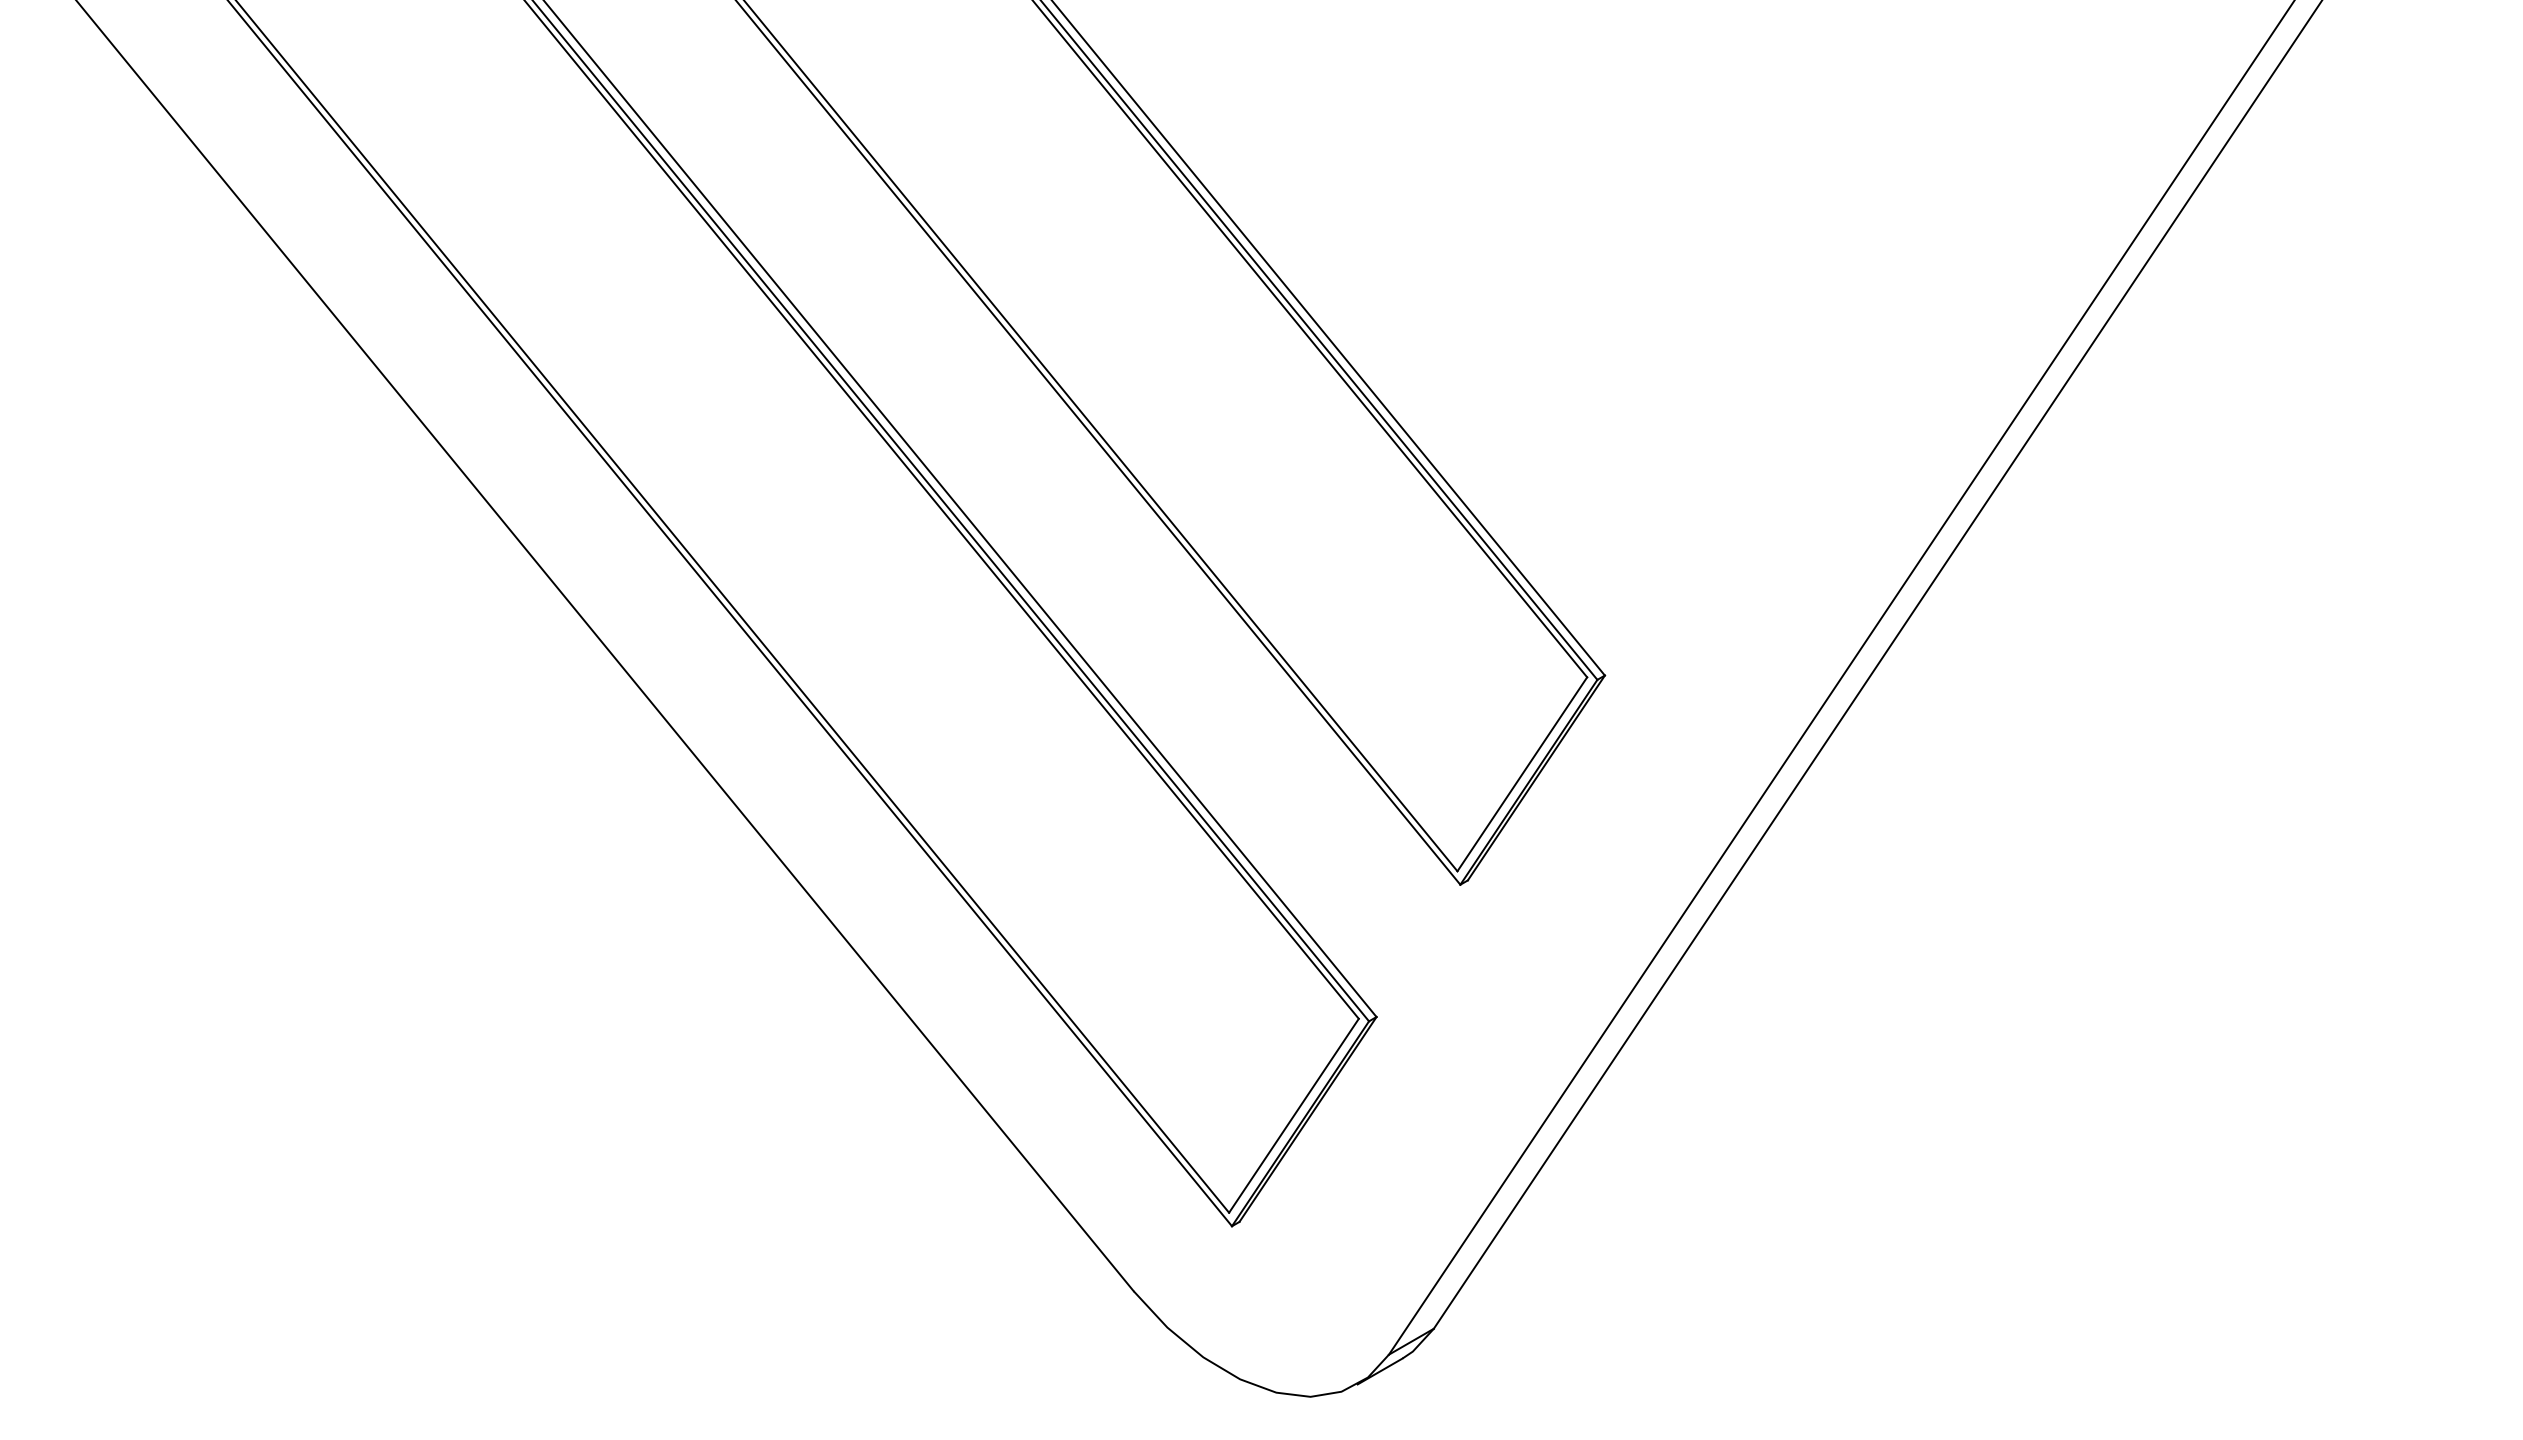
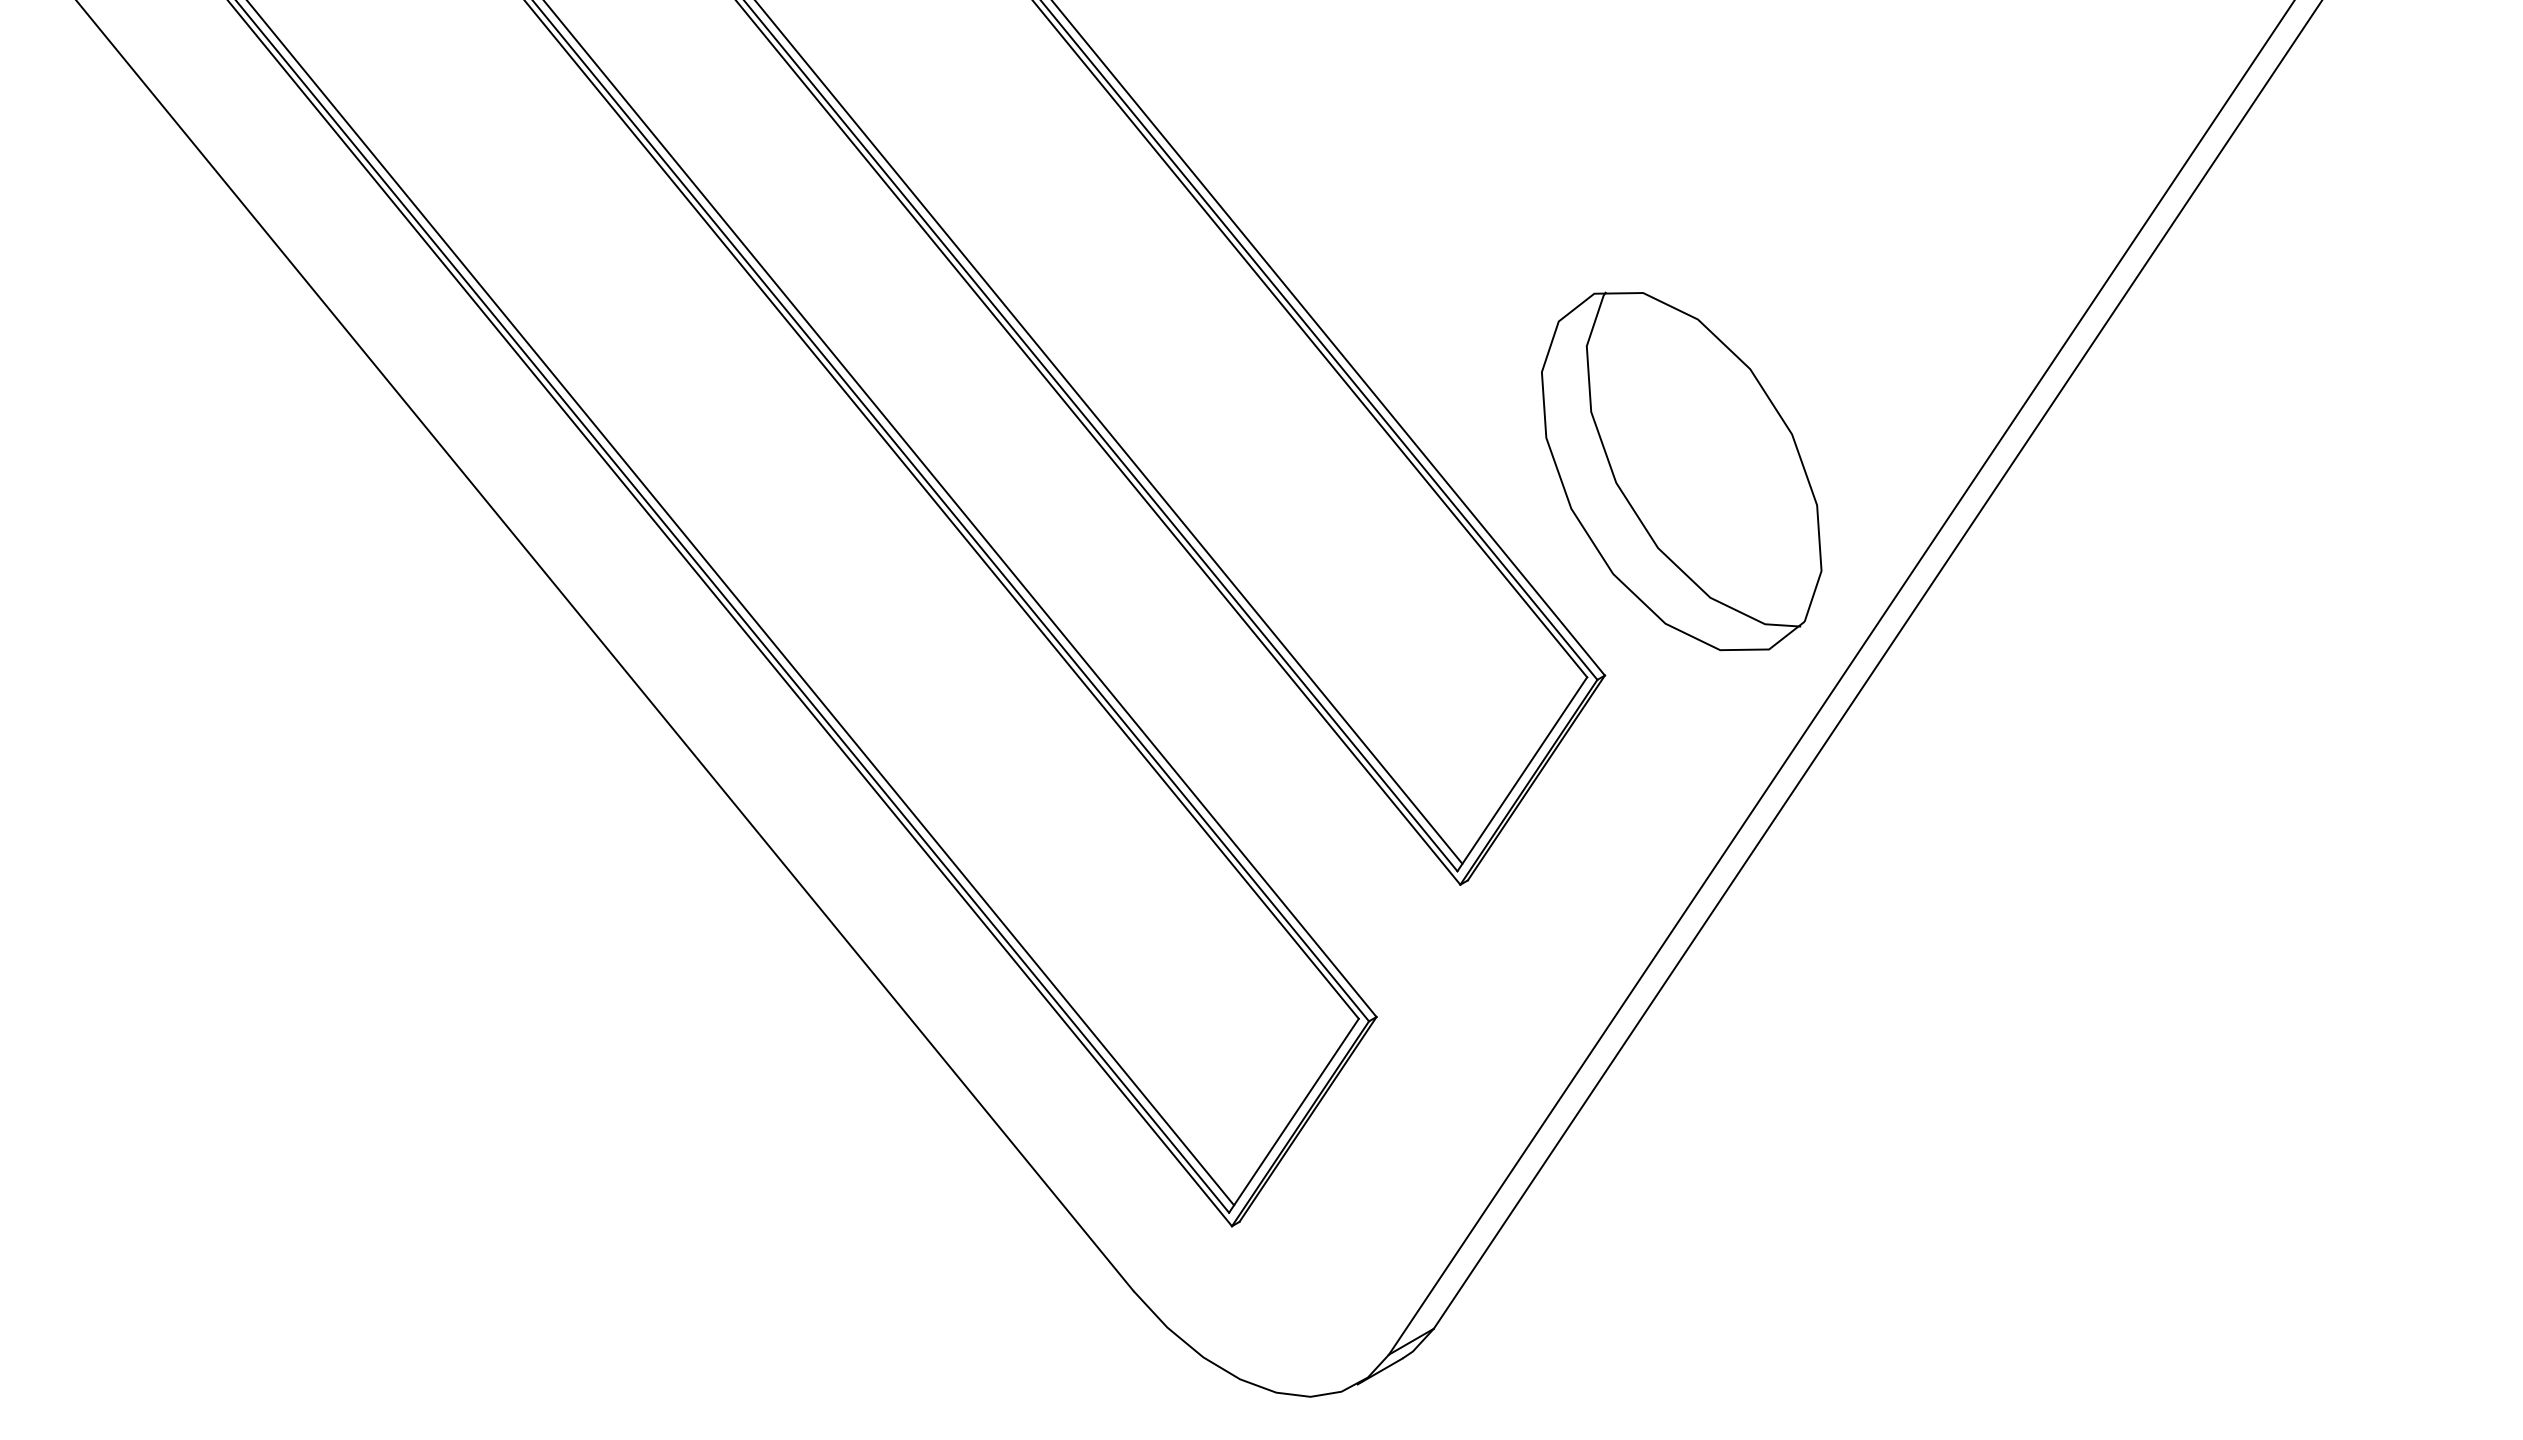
line: none -> present (1109, 432)
part: none -> present (1681, 471)
line: none -> present (741, 603)
